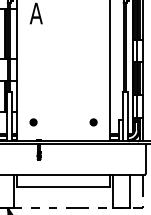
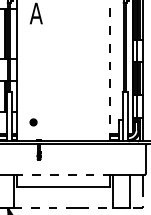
line: solid -> dashed (110, 71)
part: present -> none (93, 122)
line: solid -> dashed (63, 174)
